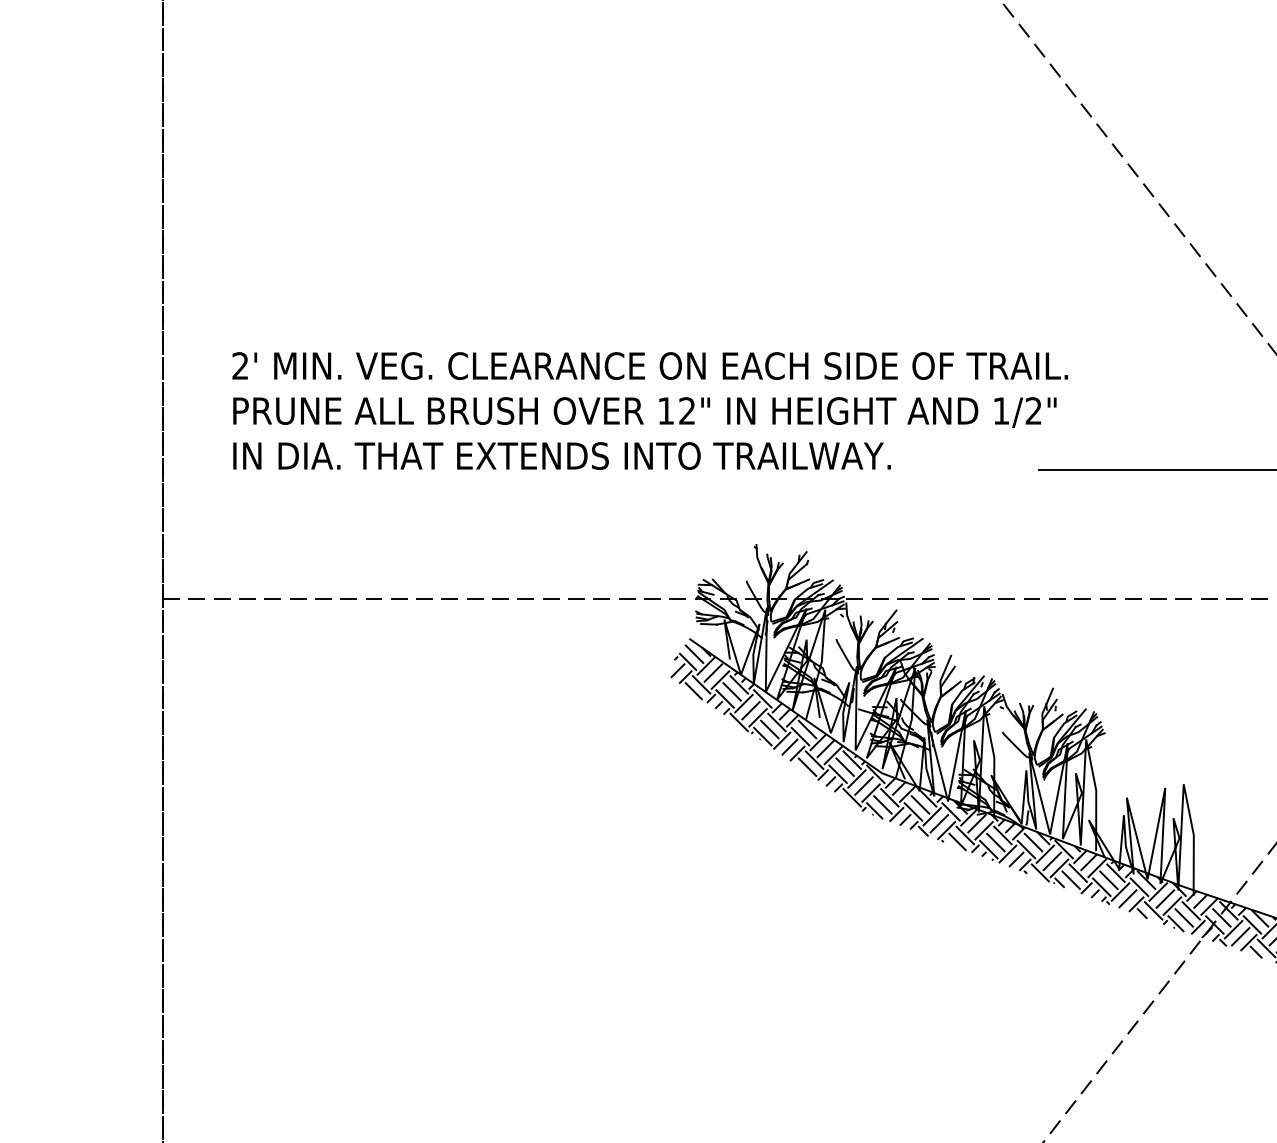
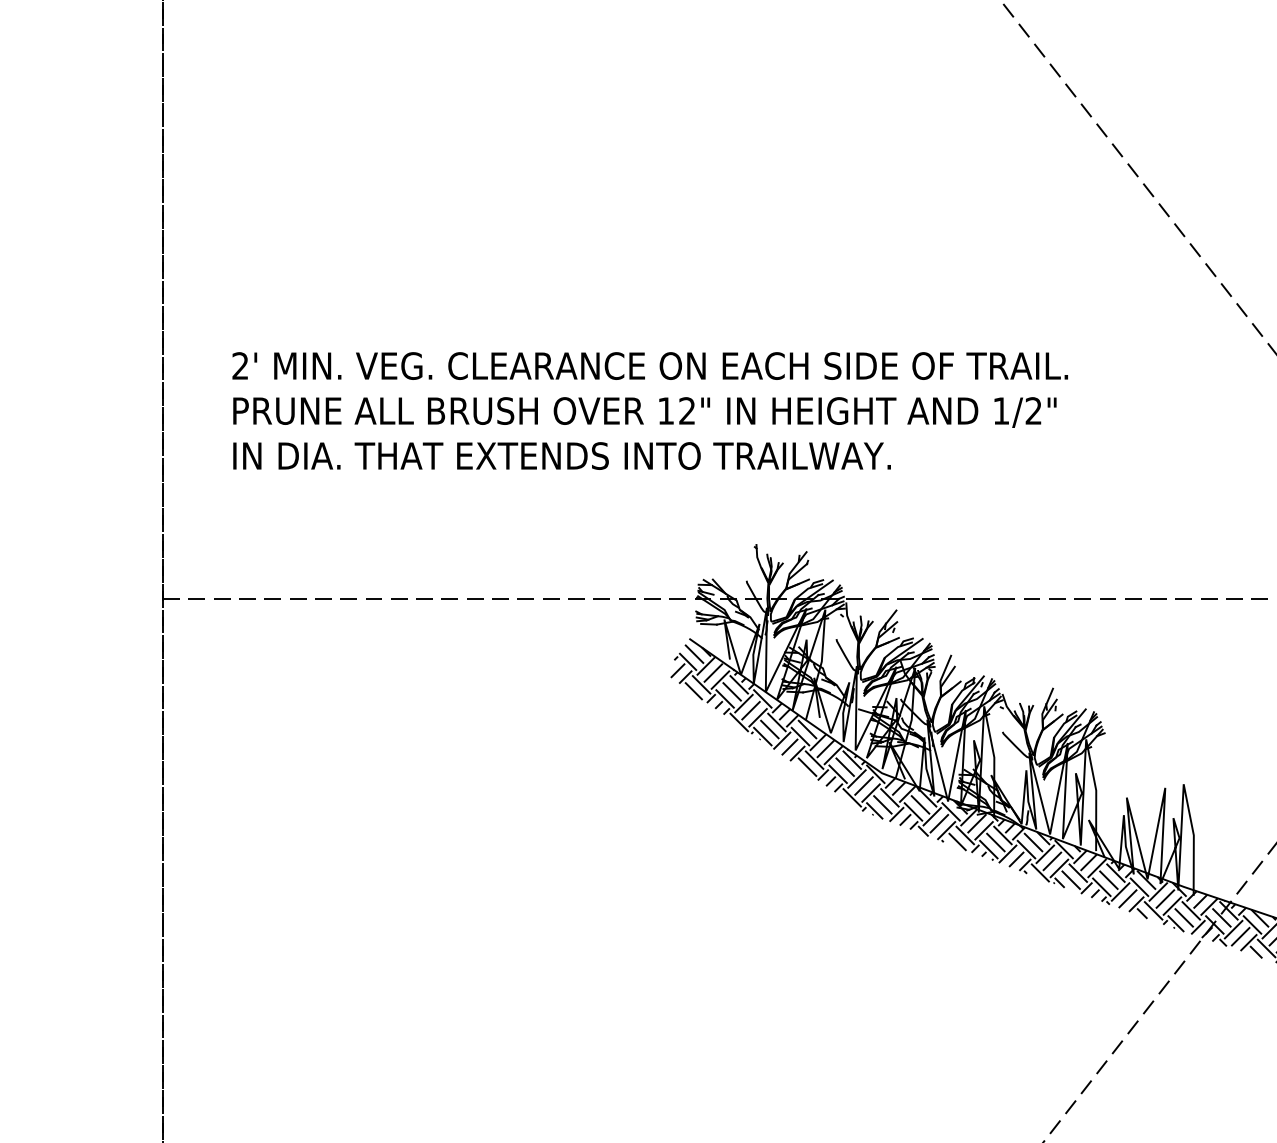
line: present -> none (1155, 469)
